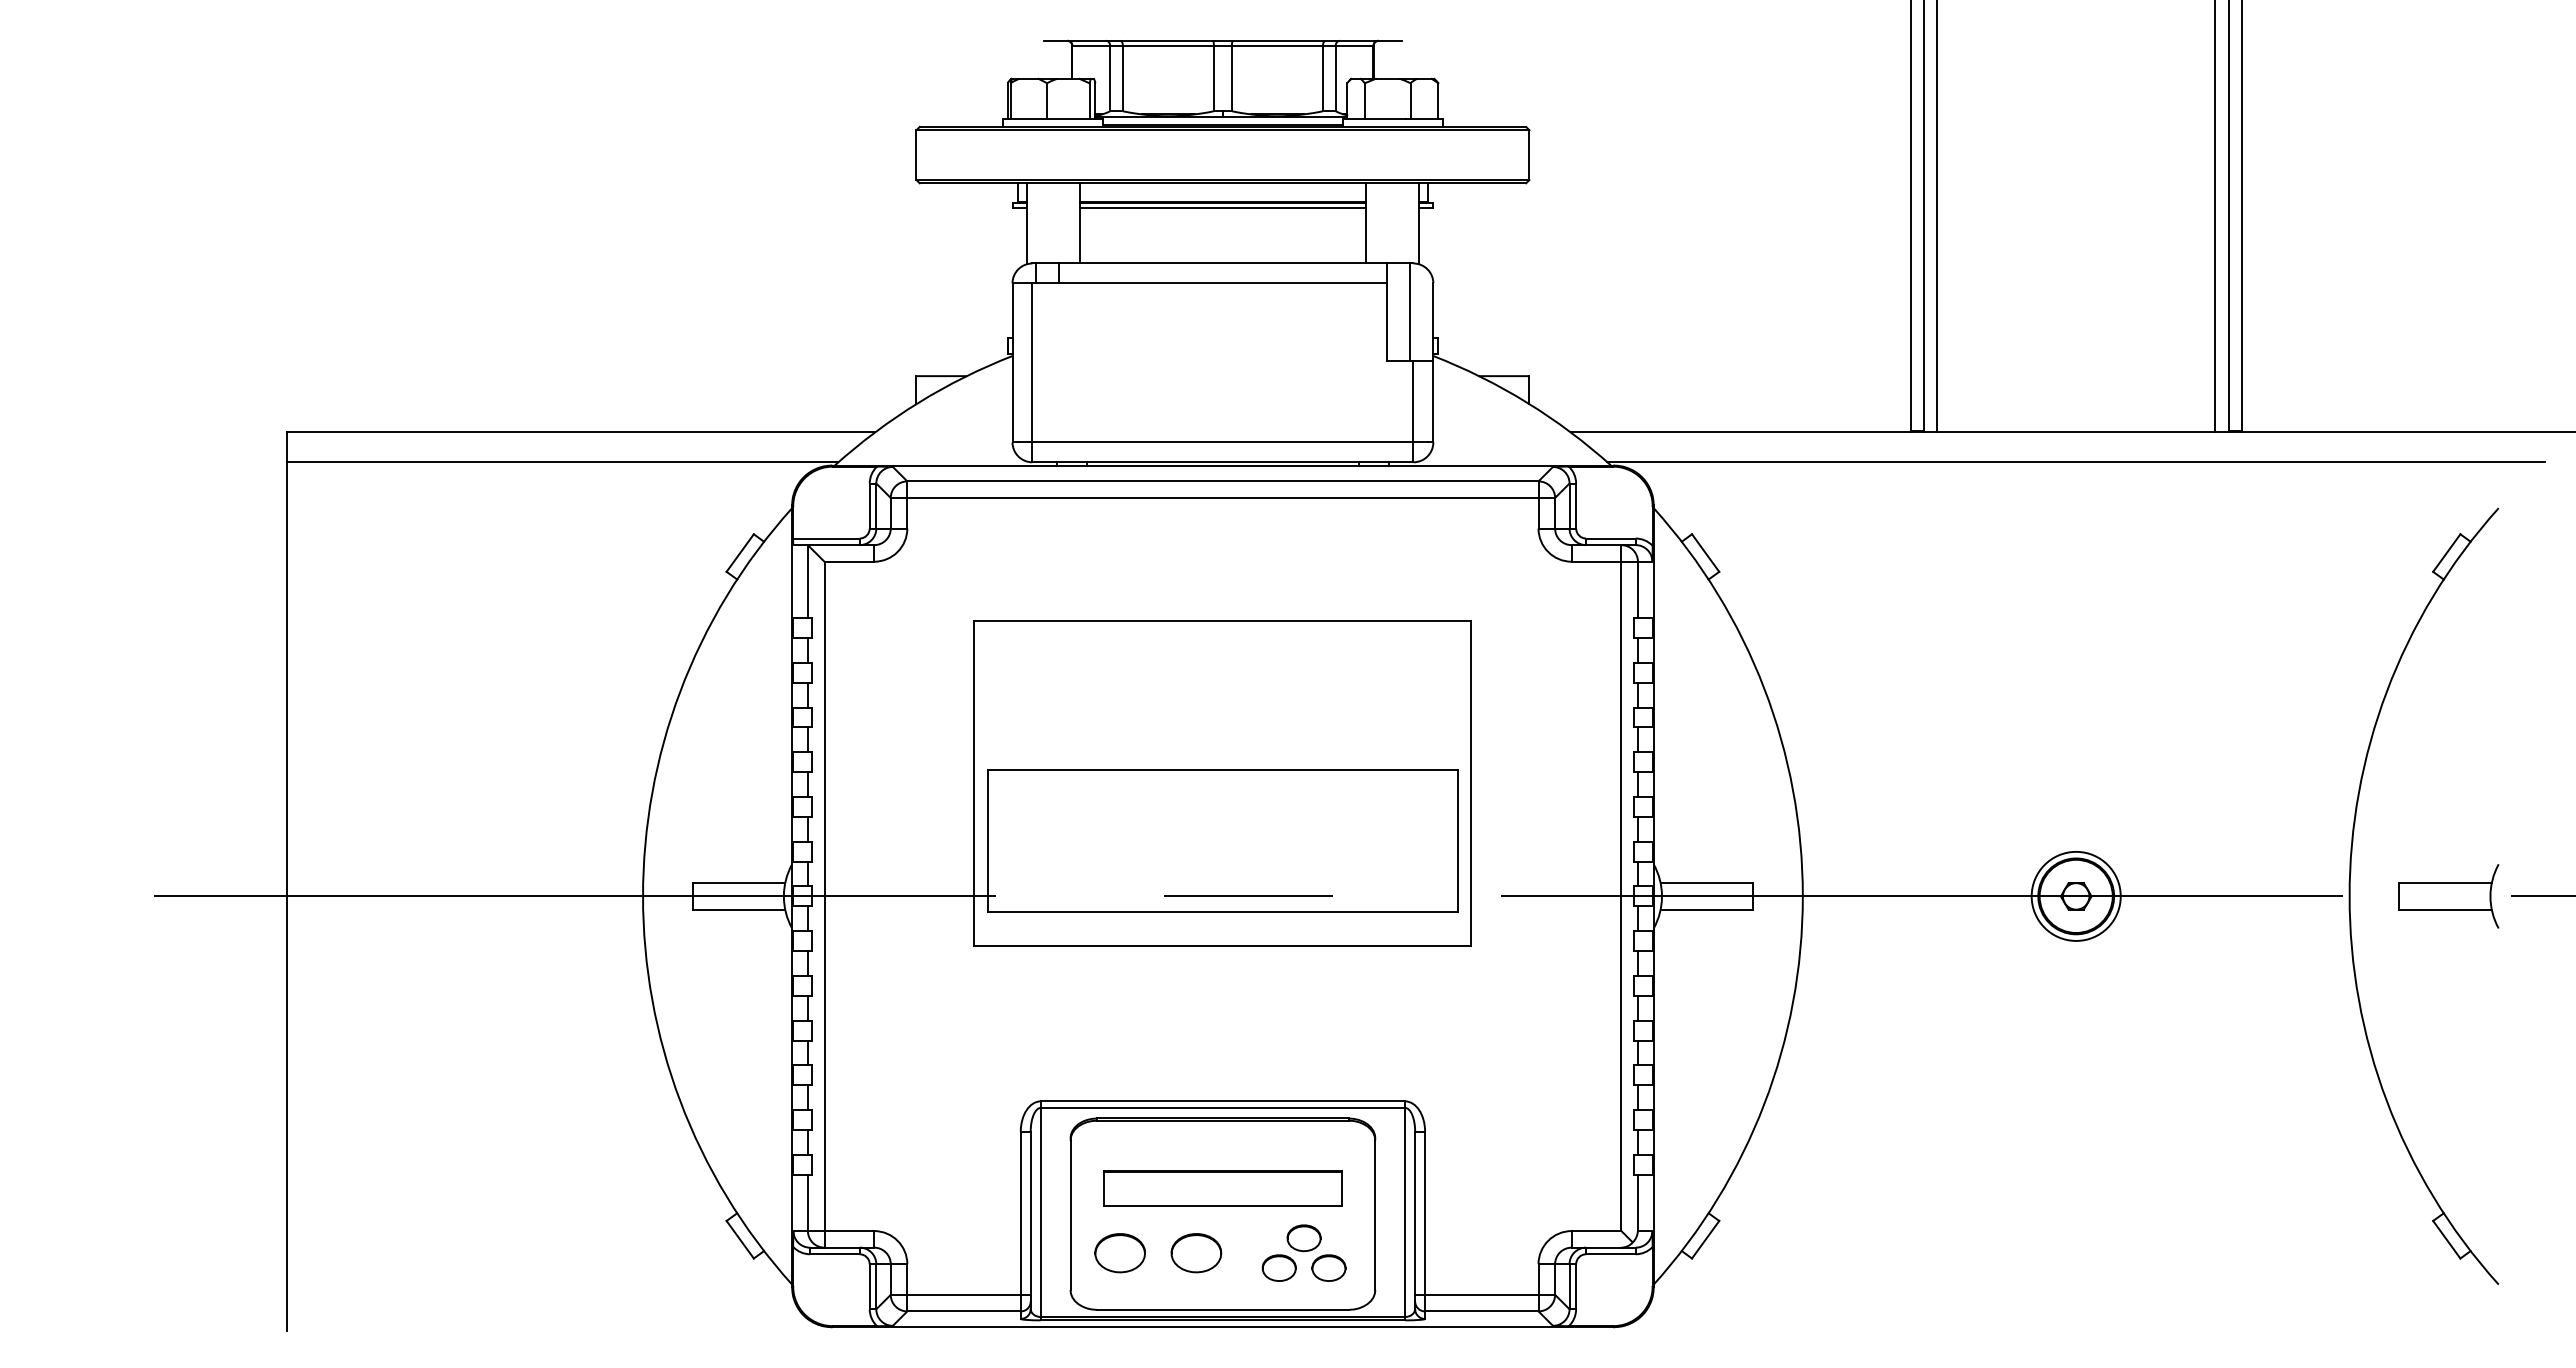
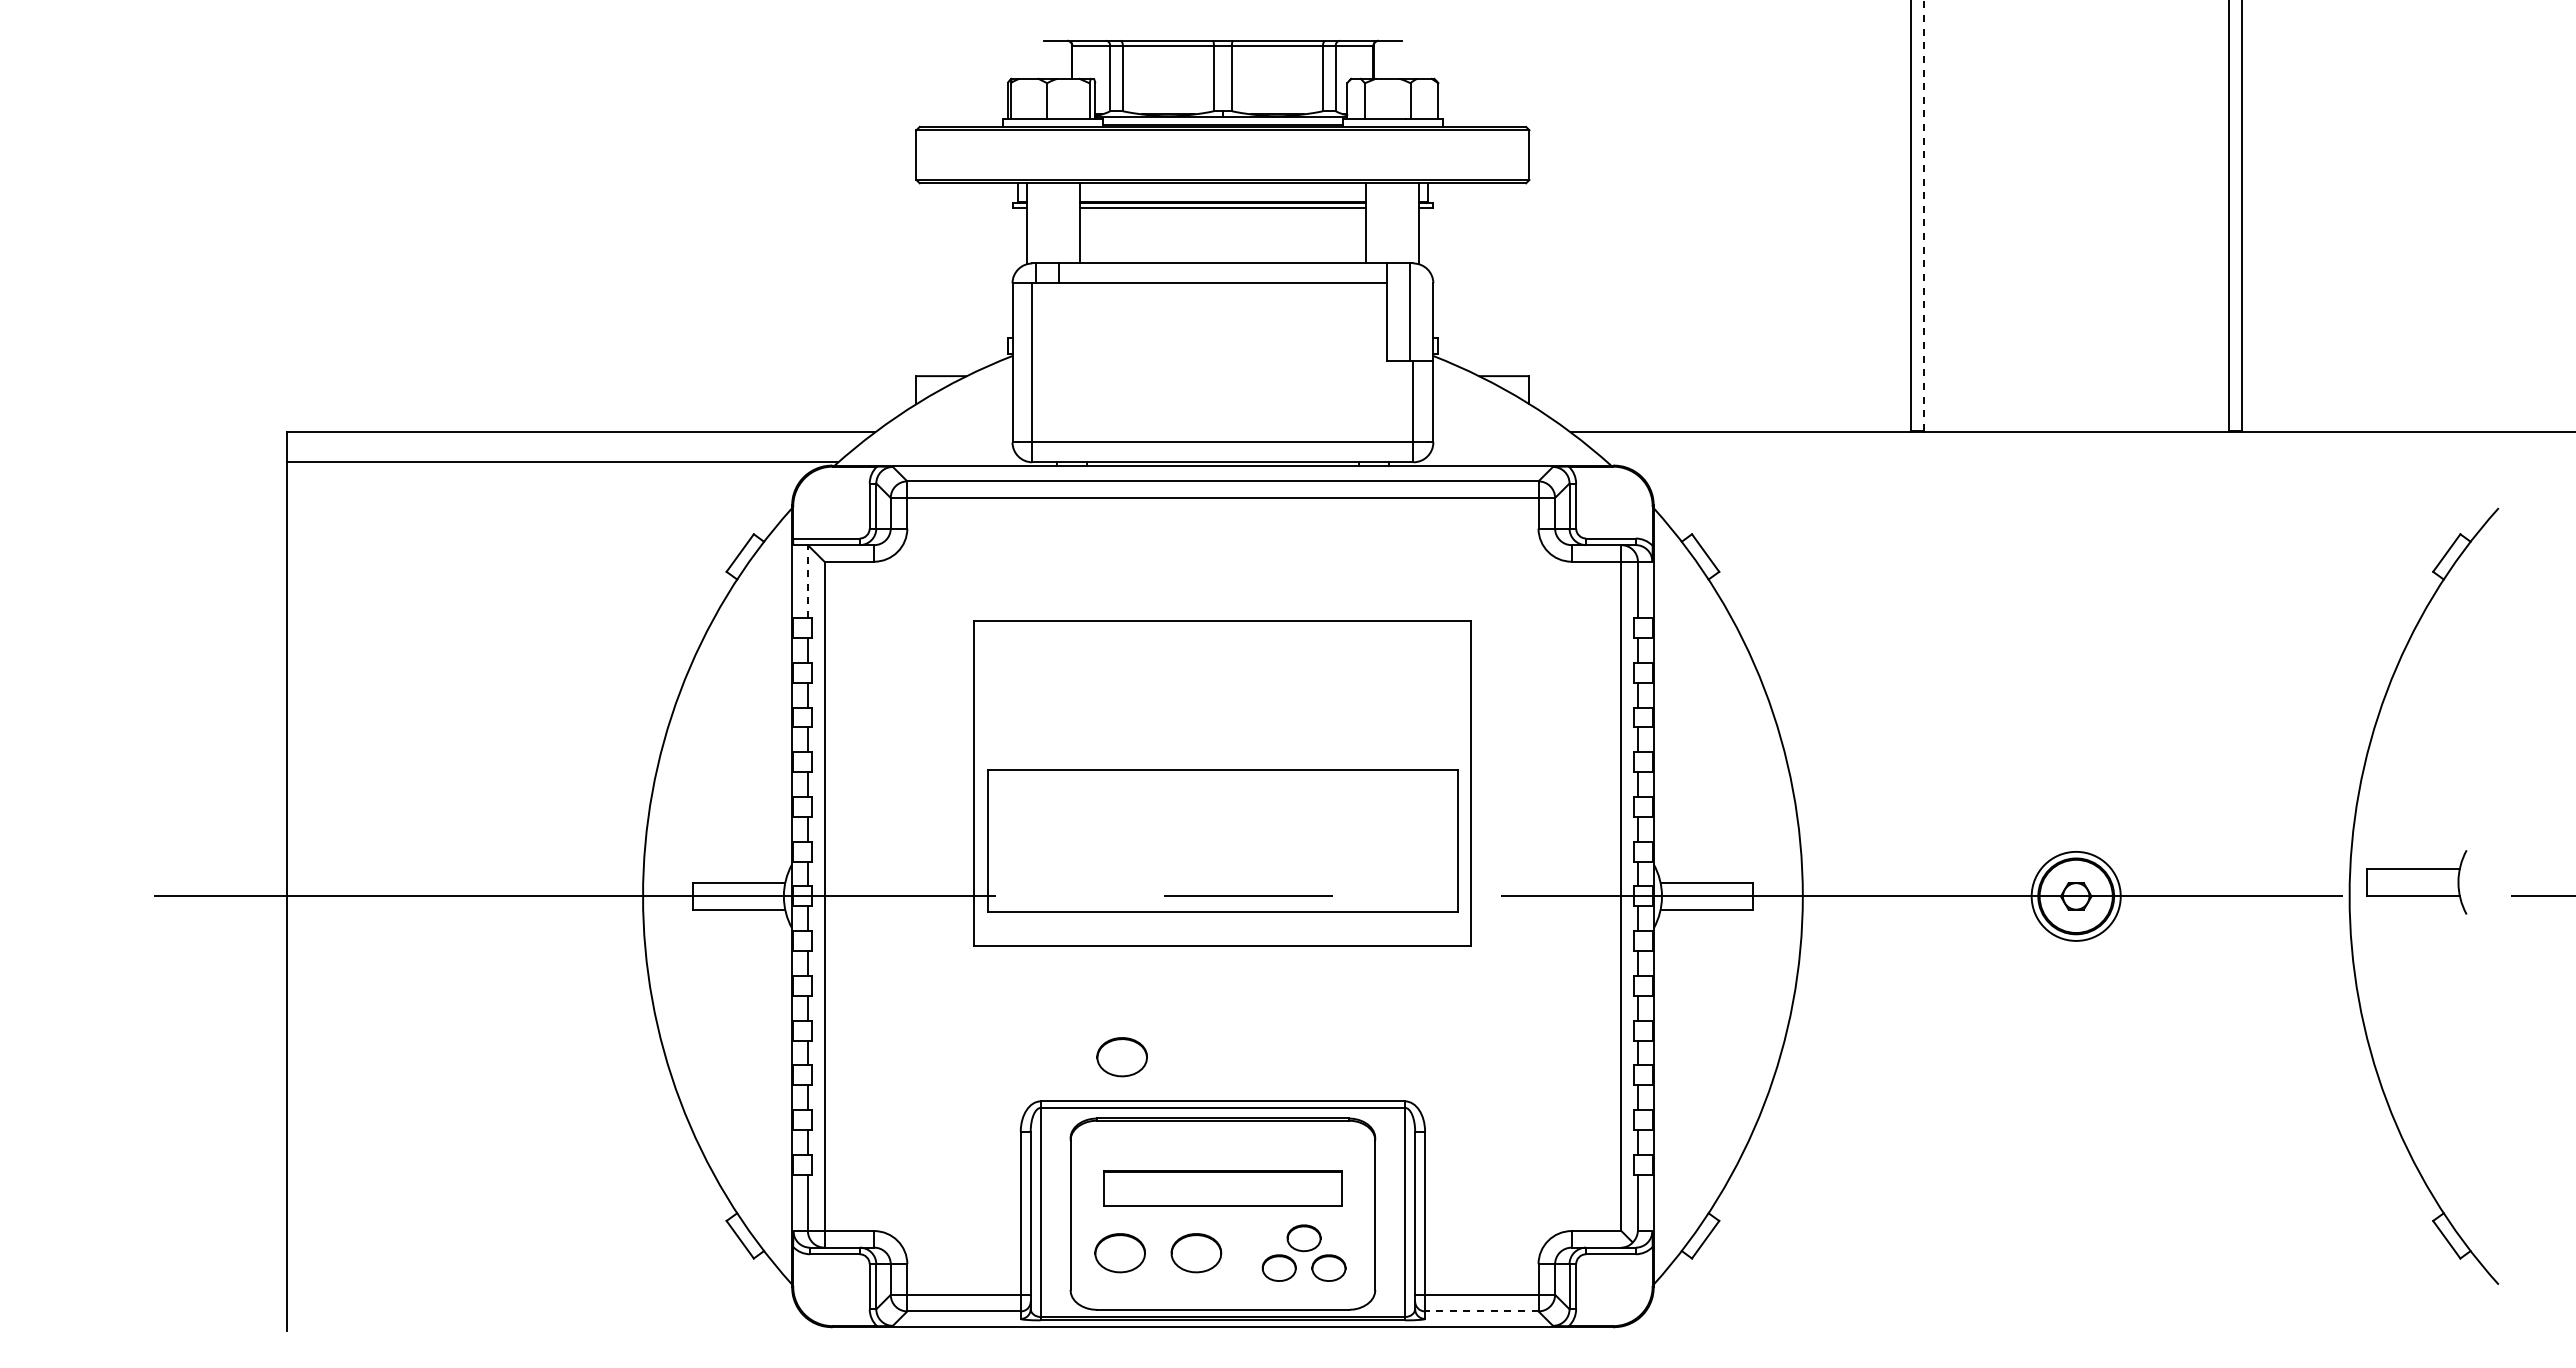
line: solid -> dashed (1923, 214)
line: present -> none (1937, 217)
line: present -> none (2215, 217)
line: present -> none (2075, 462)
line: solid -> dashed (807, 581)
part position: (2448, 896) -> (2416, 882) (2416, 882)
part: none -> present (1121, 1057)
line: solid -> dashed (1481, 1311)
